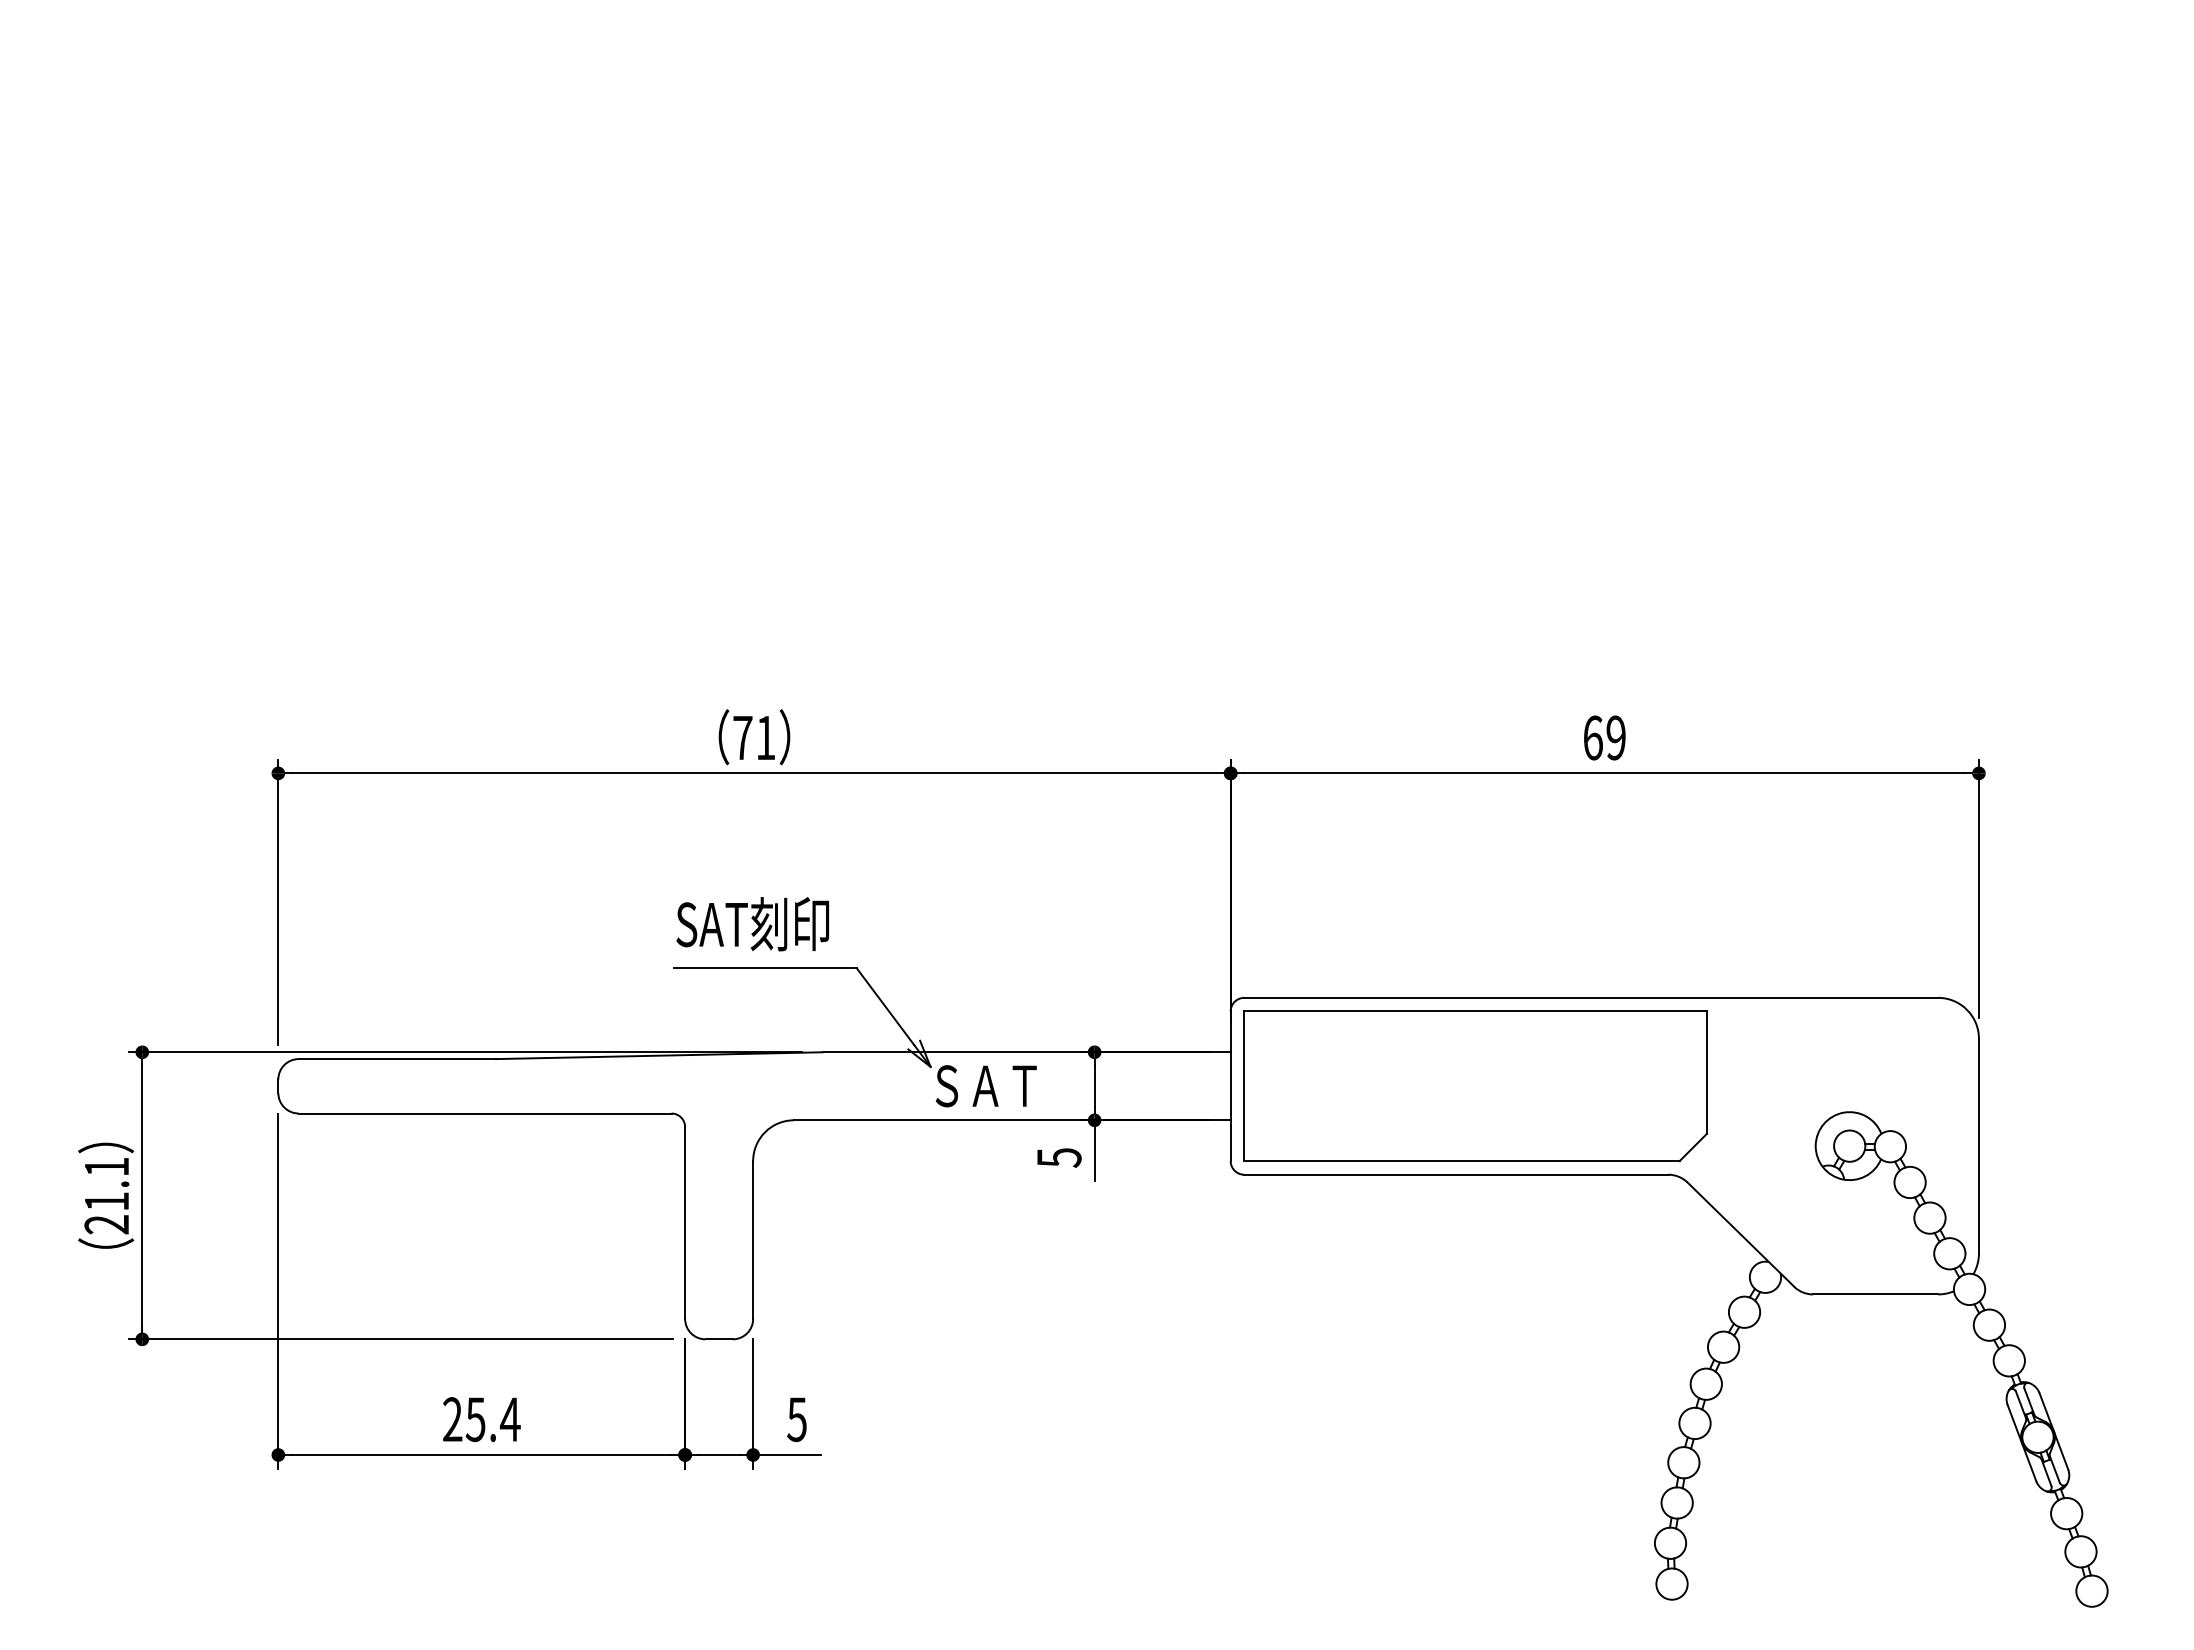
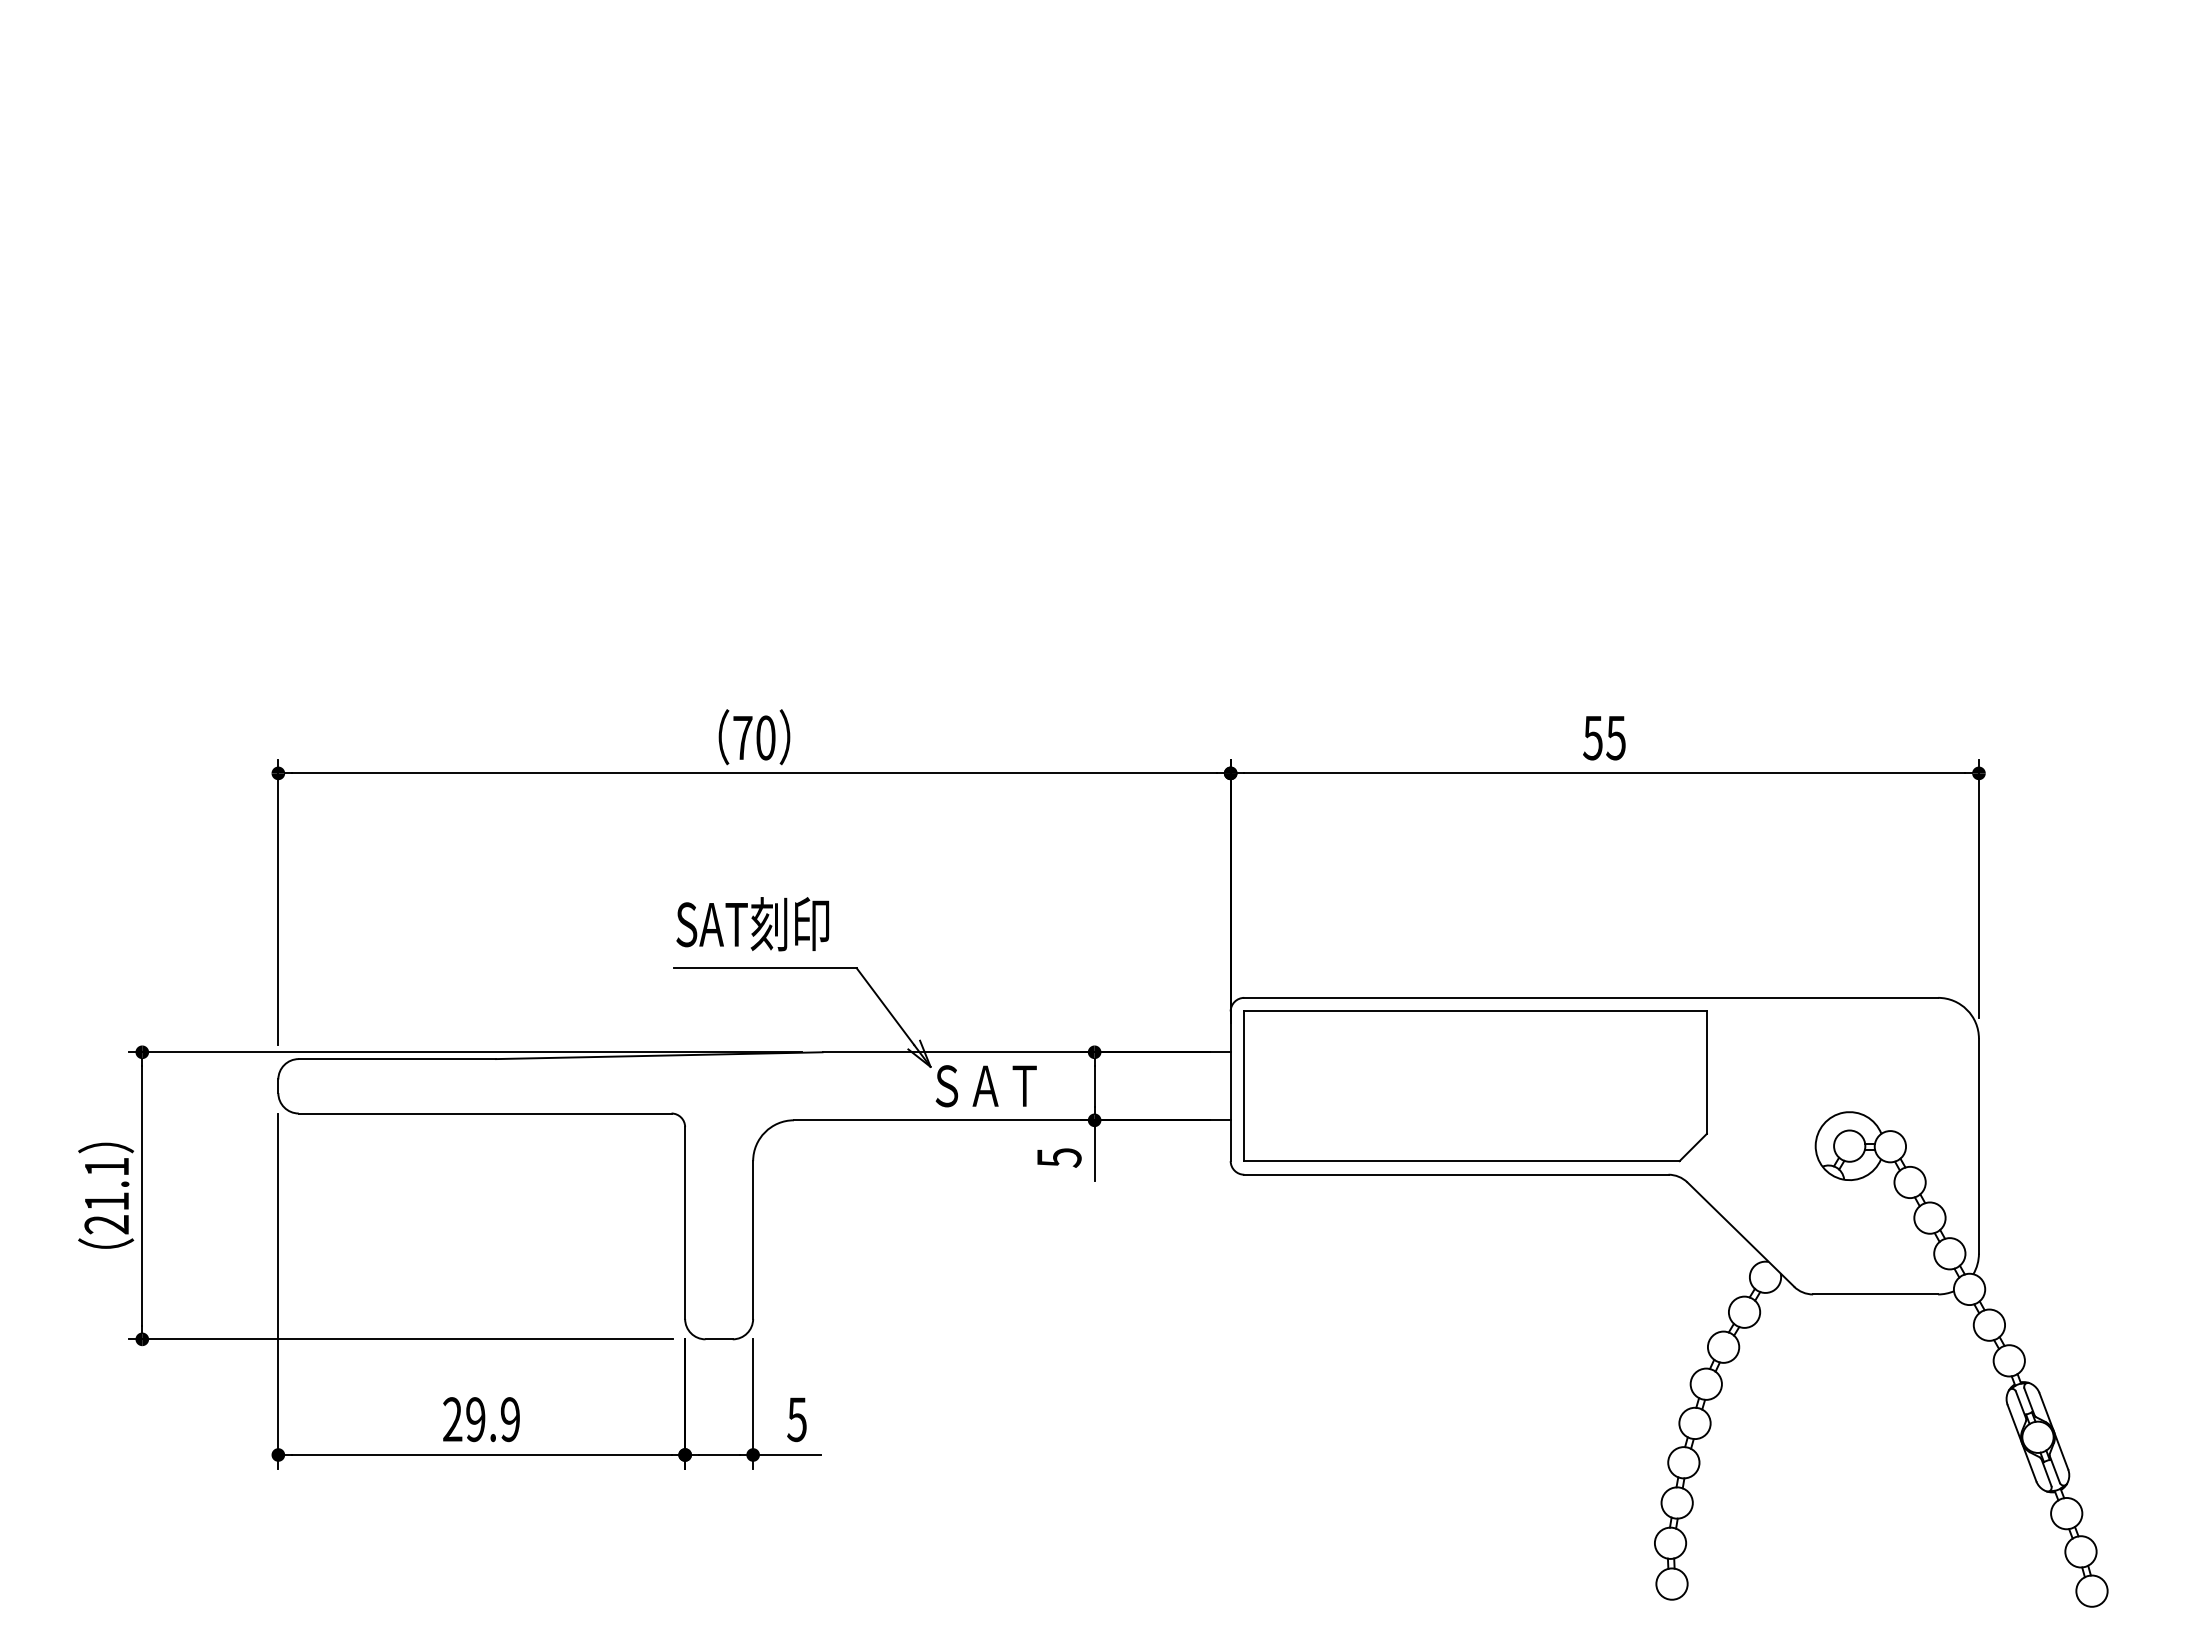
text: 71 -> 70 (765, 737)
text: 69 -> 55 (1604, 737)
text: 25.4 -> 29.9 (492, 1419)
